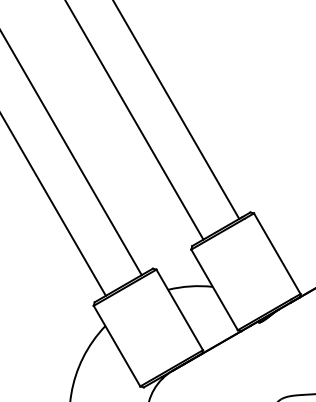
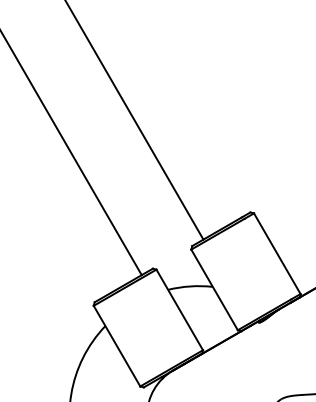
line: present -> none (176, 110)
line: present -> none (53, 205)
